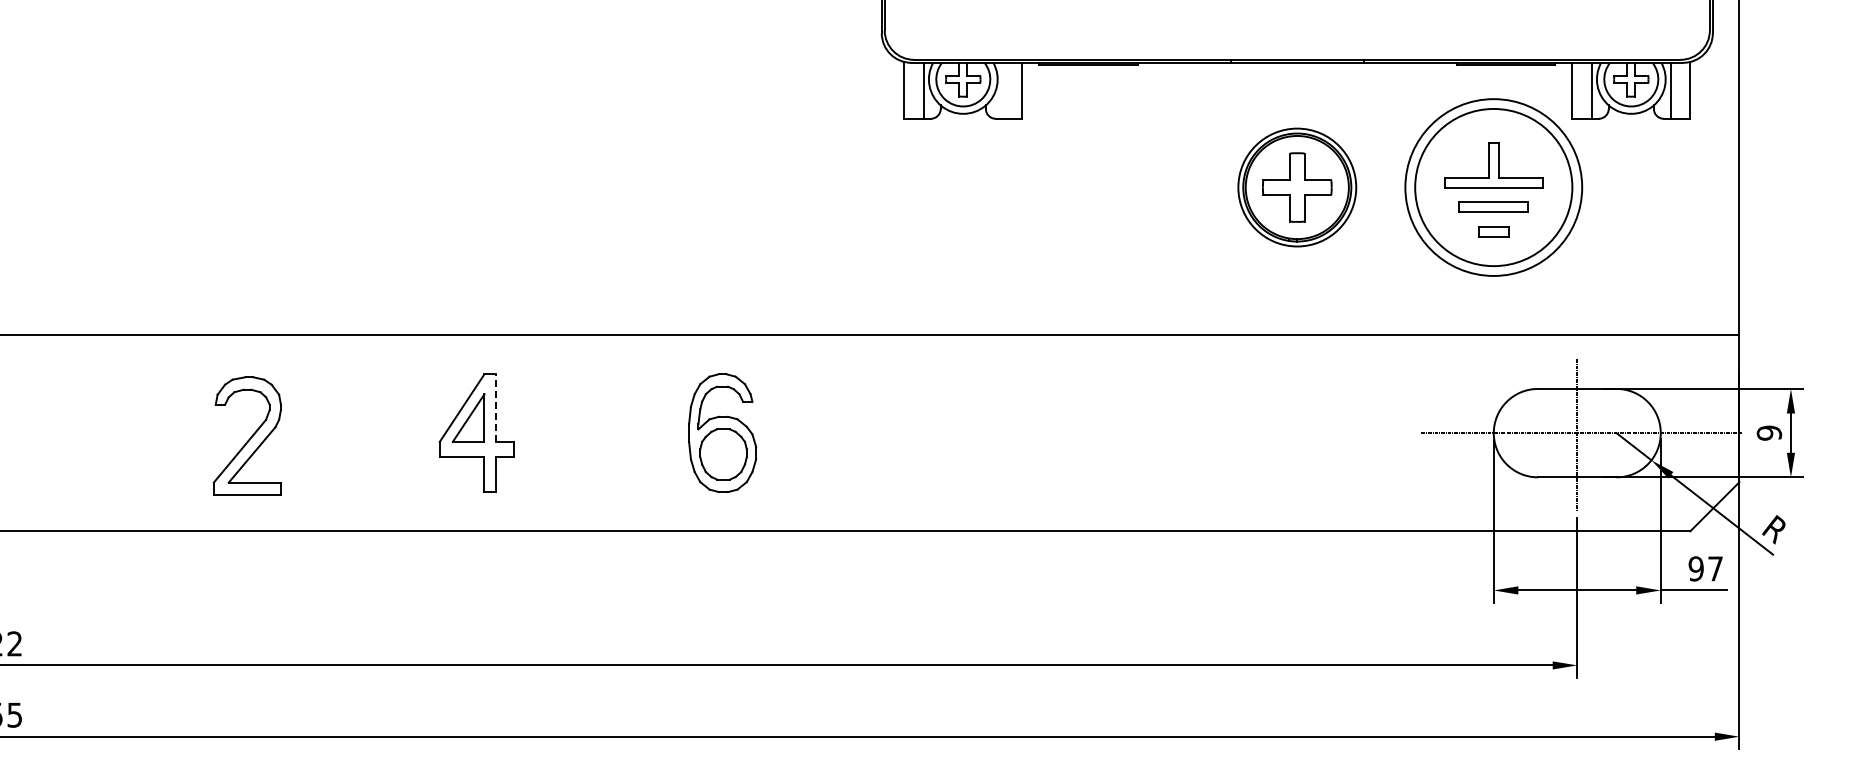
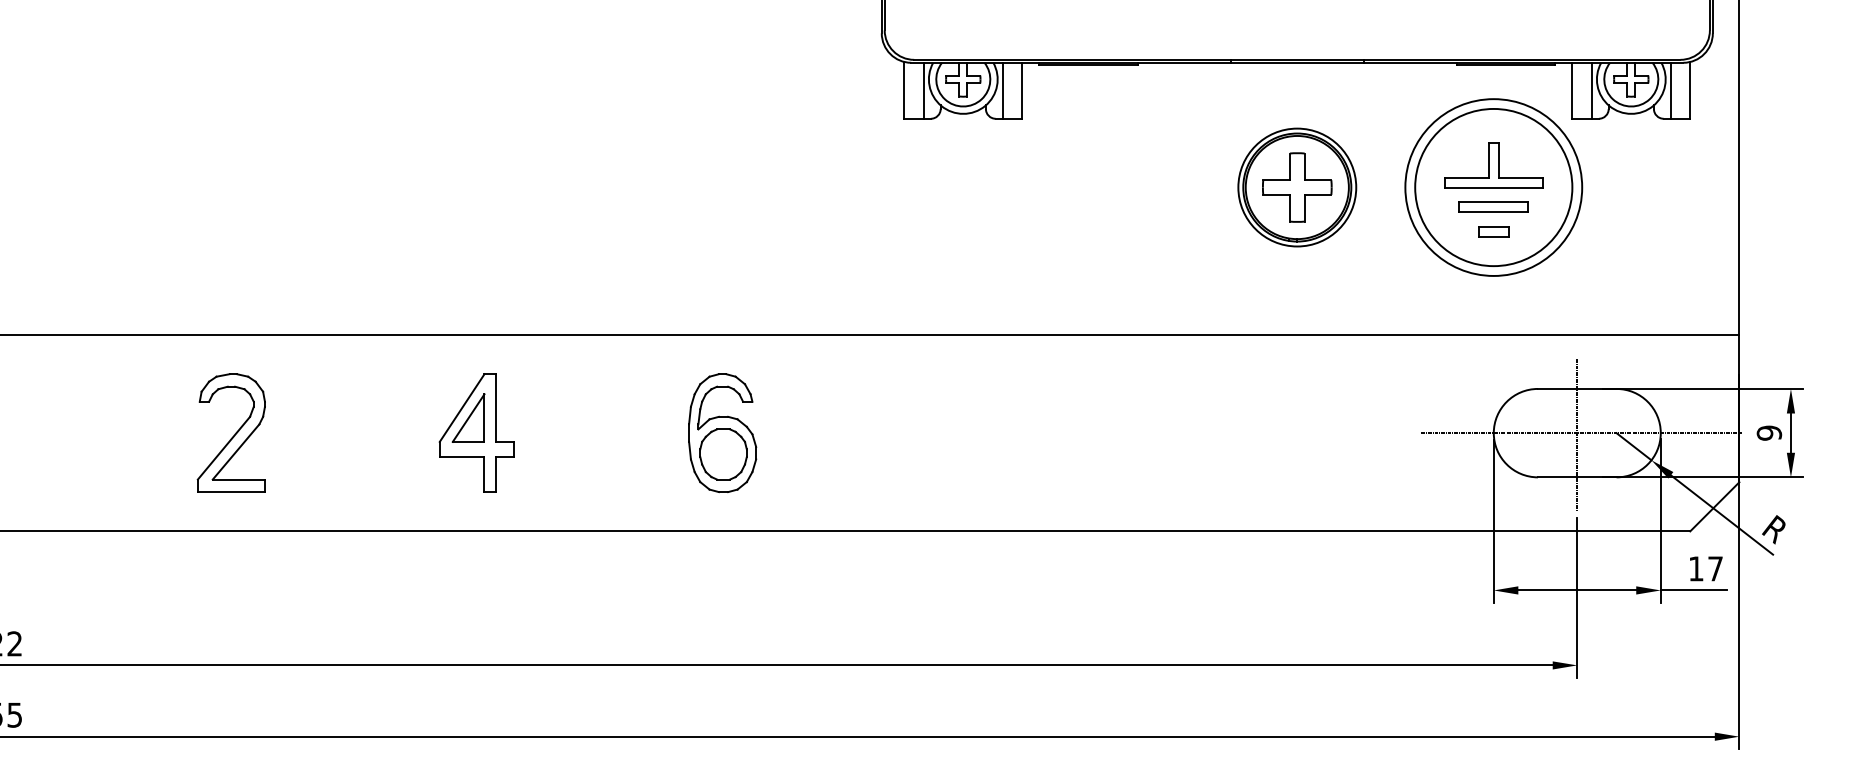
line: none -> present (1002, 90)
line: dashed -> solid (495, 408)
part position: (246, 435) -> (230, 432) (230, 432)
text: 97 -> 17 (1695, 568)
